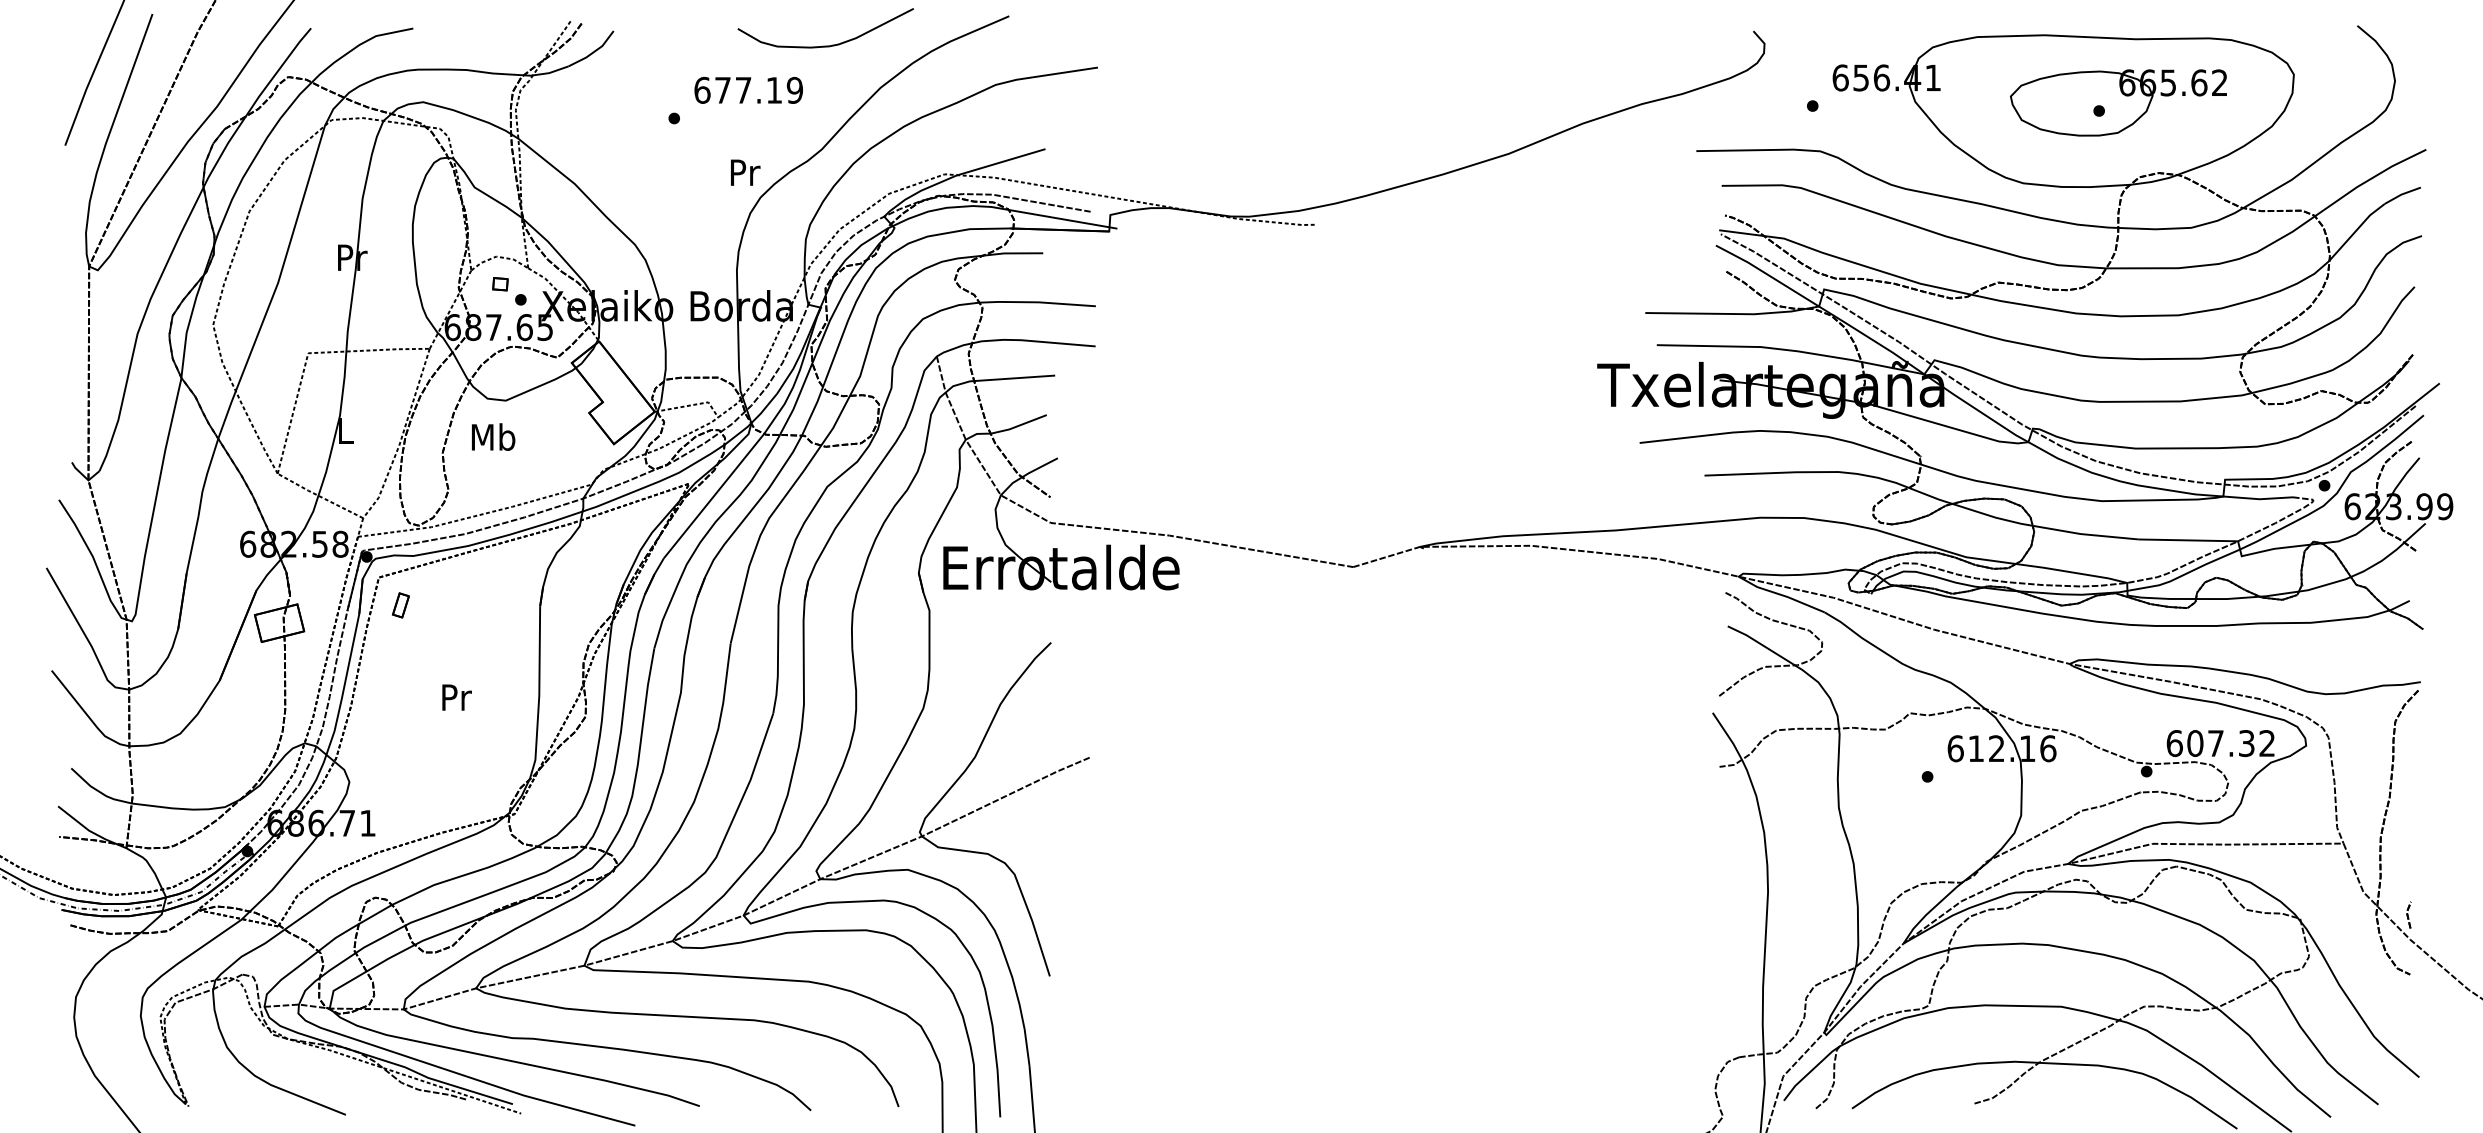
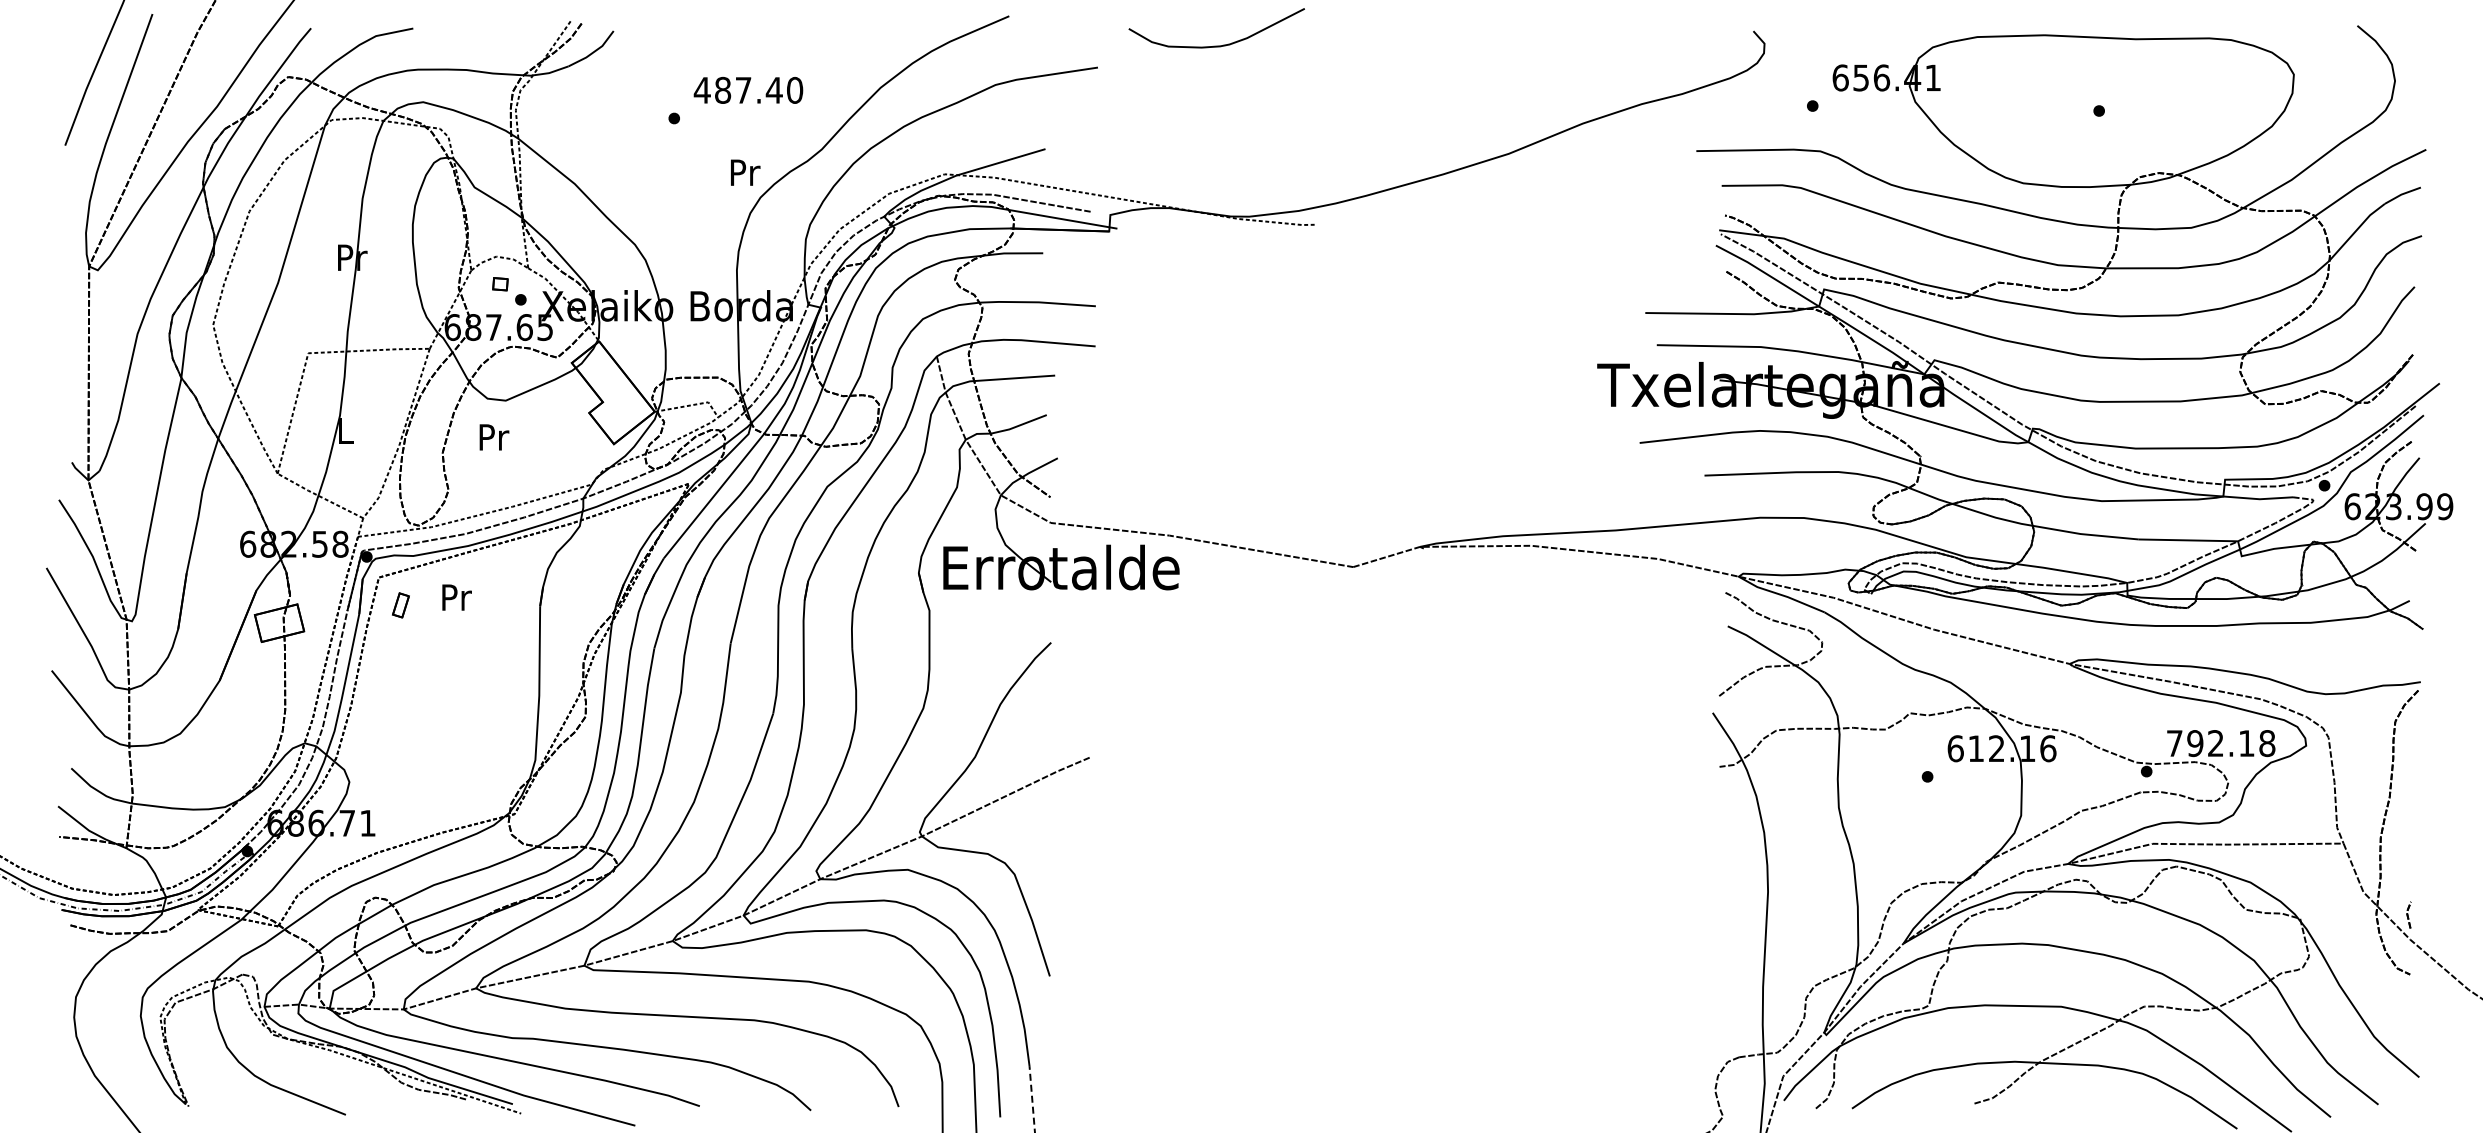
curve position: (825, 45) -> (1216, 45) (1216, 45)
text: 677.19 -> 487.40 (748, 89)
part: present -> none (2117, 102)
text: Mb -> Pr (493, 436)
text position: (456, 697) -> (456, 597) (456, 597)
text: 607.32 -> 792.18 (2220, 743)
line: solid -> dashed (1032, 1098)
